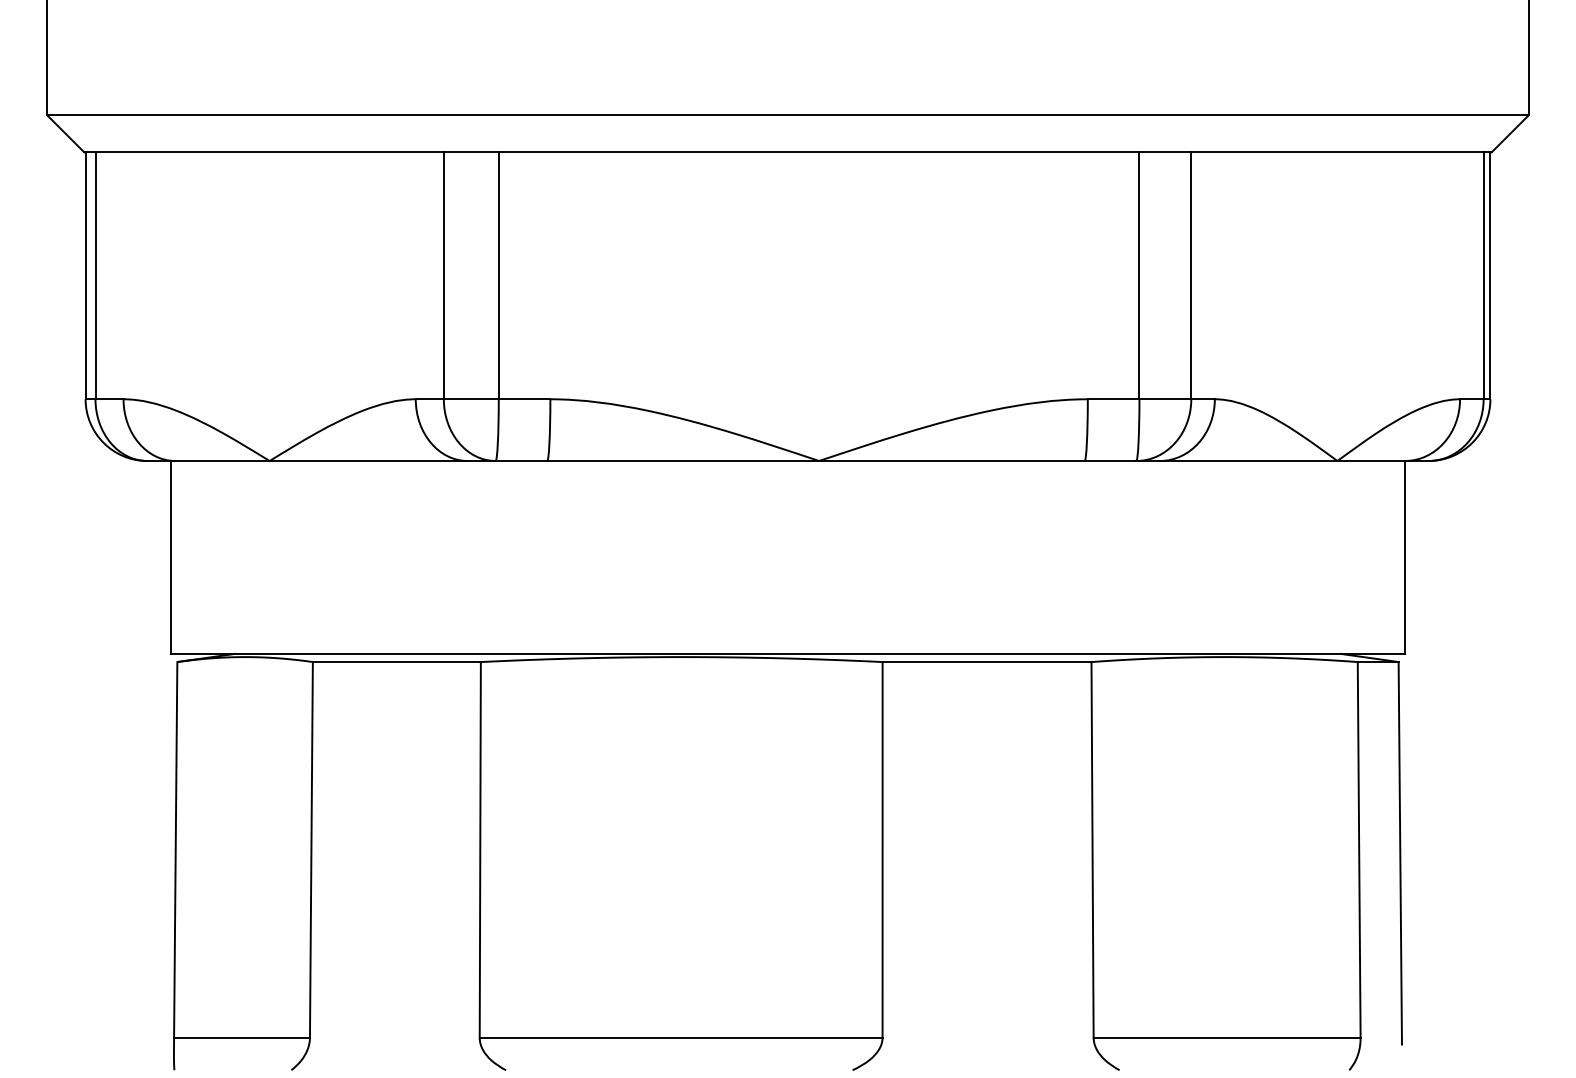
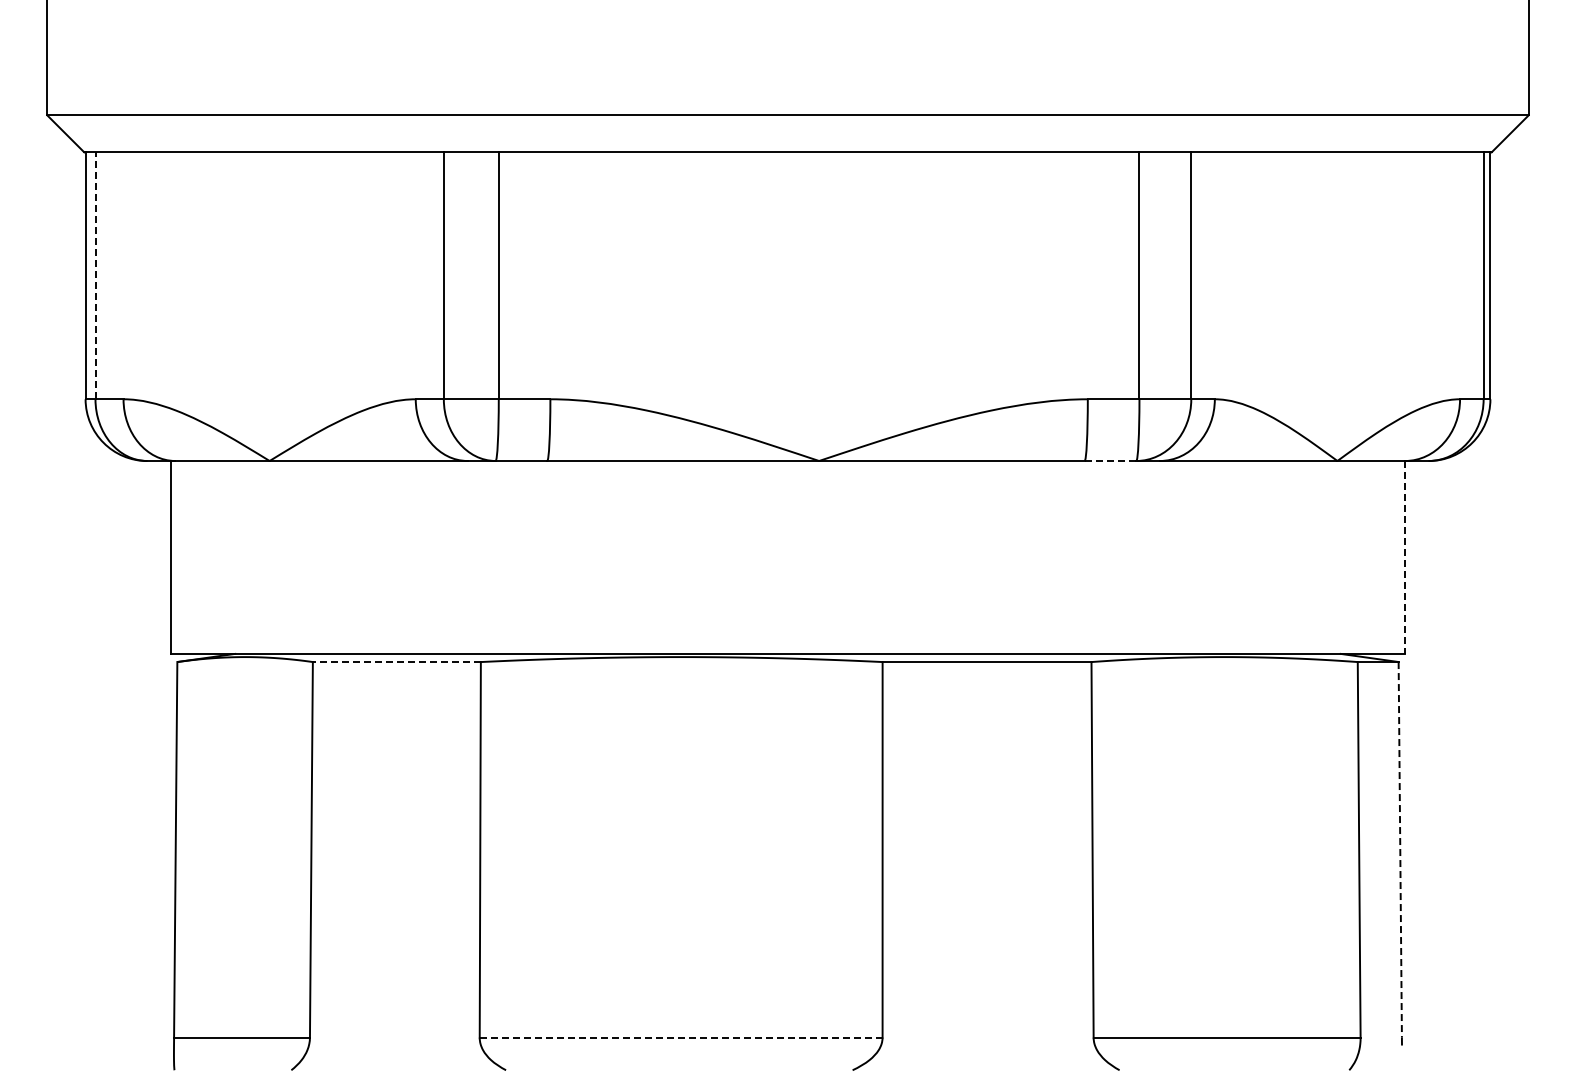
line: solid -> dashed (95, 275)
line: solid -> dashed (1110, 461)
line: solid -> dashed (1405, 557)
line: solid -> dashed (396, 662)
line: solid -> dashed (1400, 849)
line: solid -> dashed (680, 1037)
